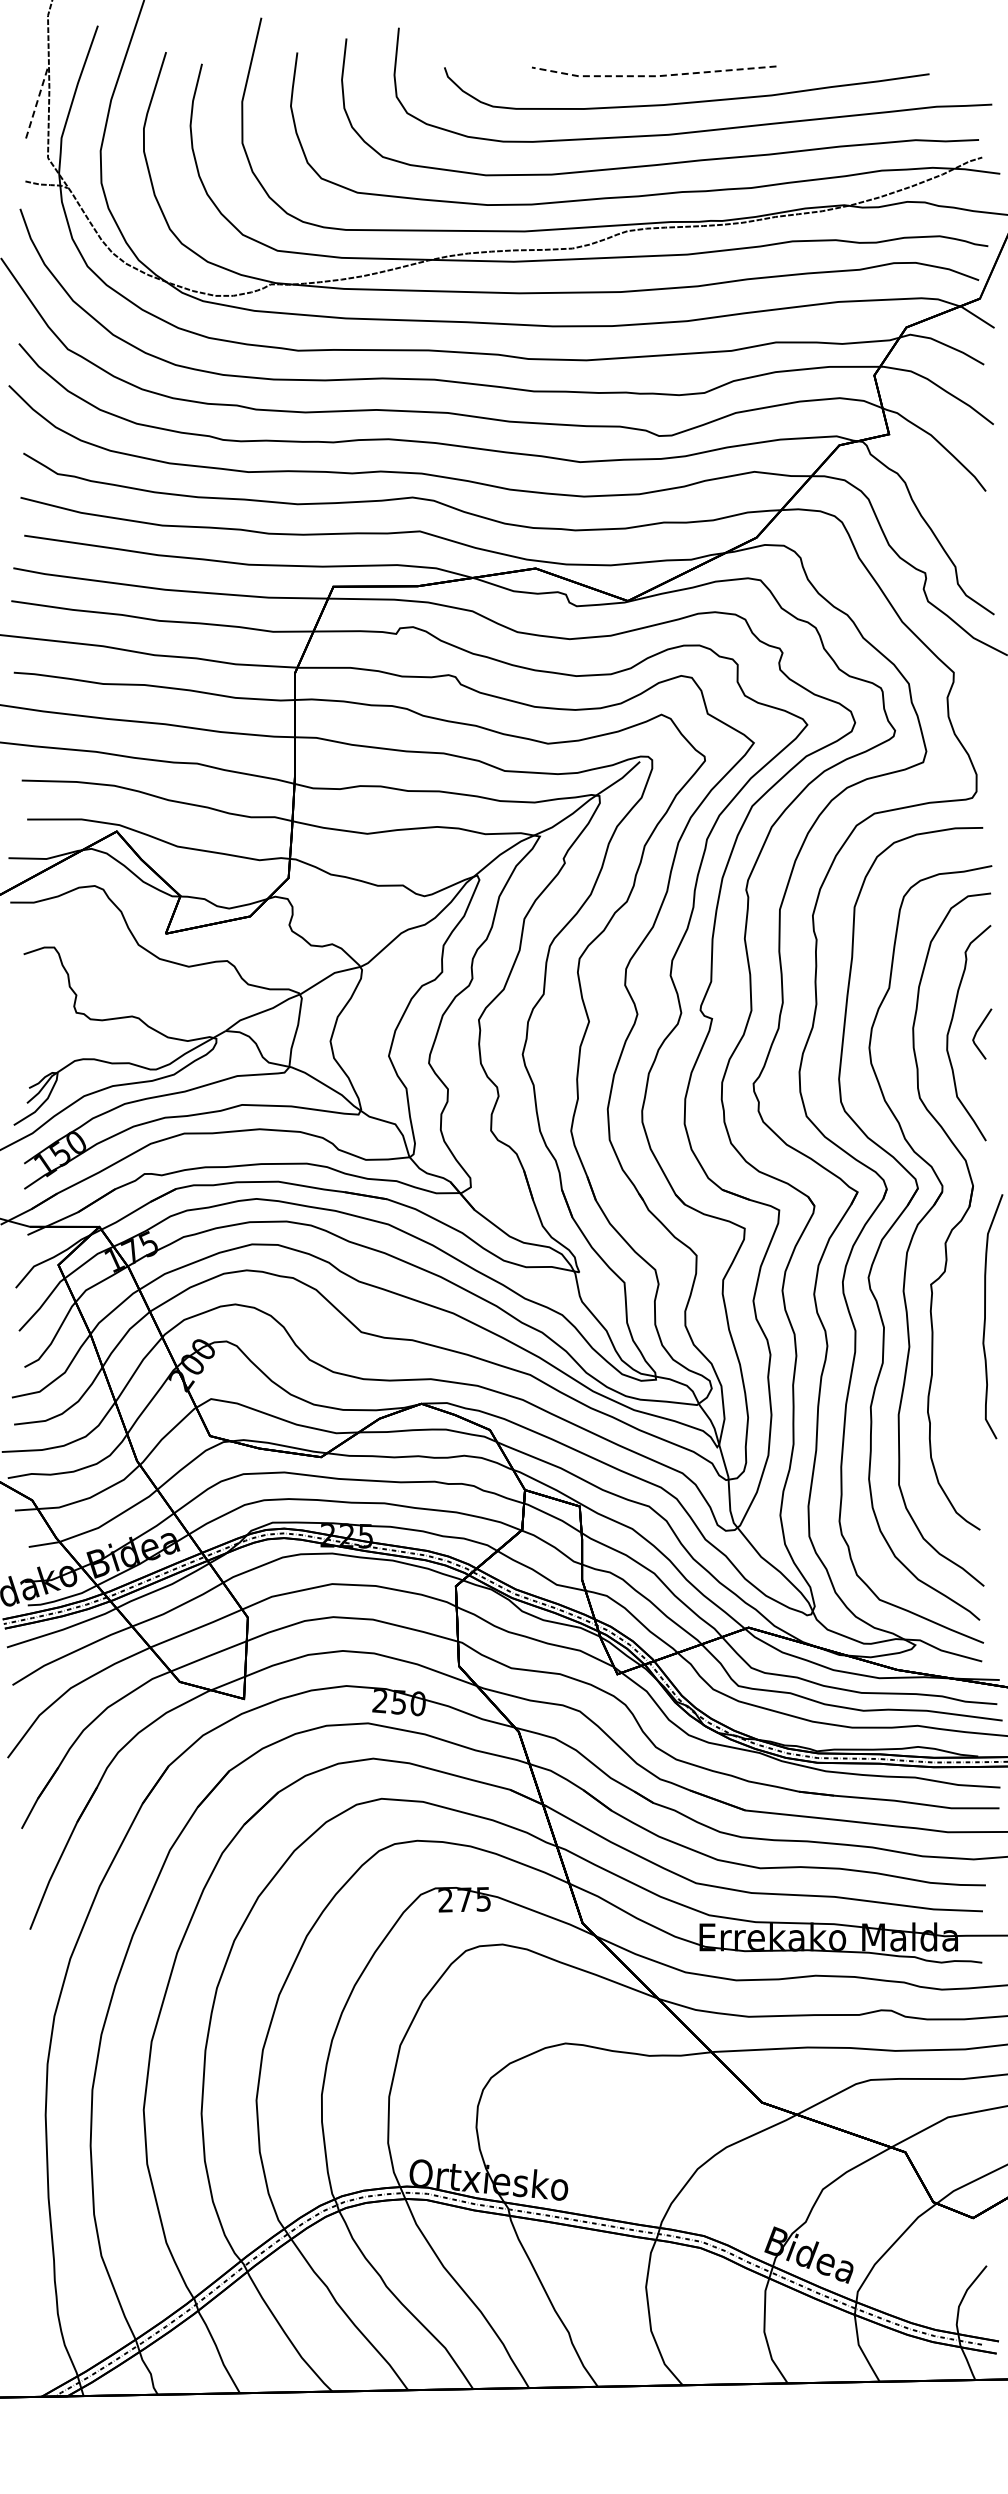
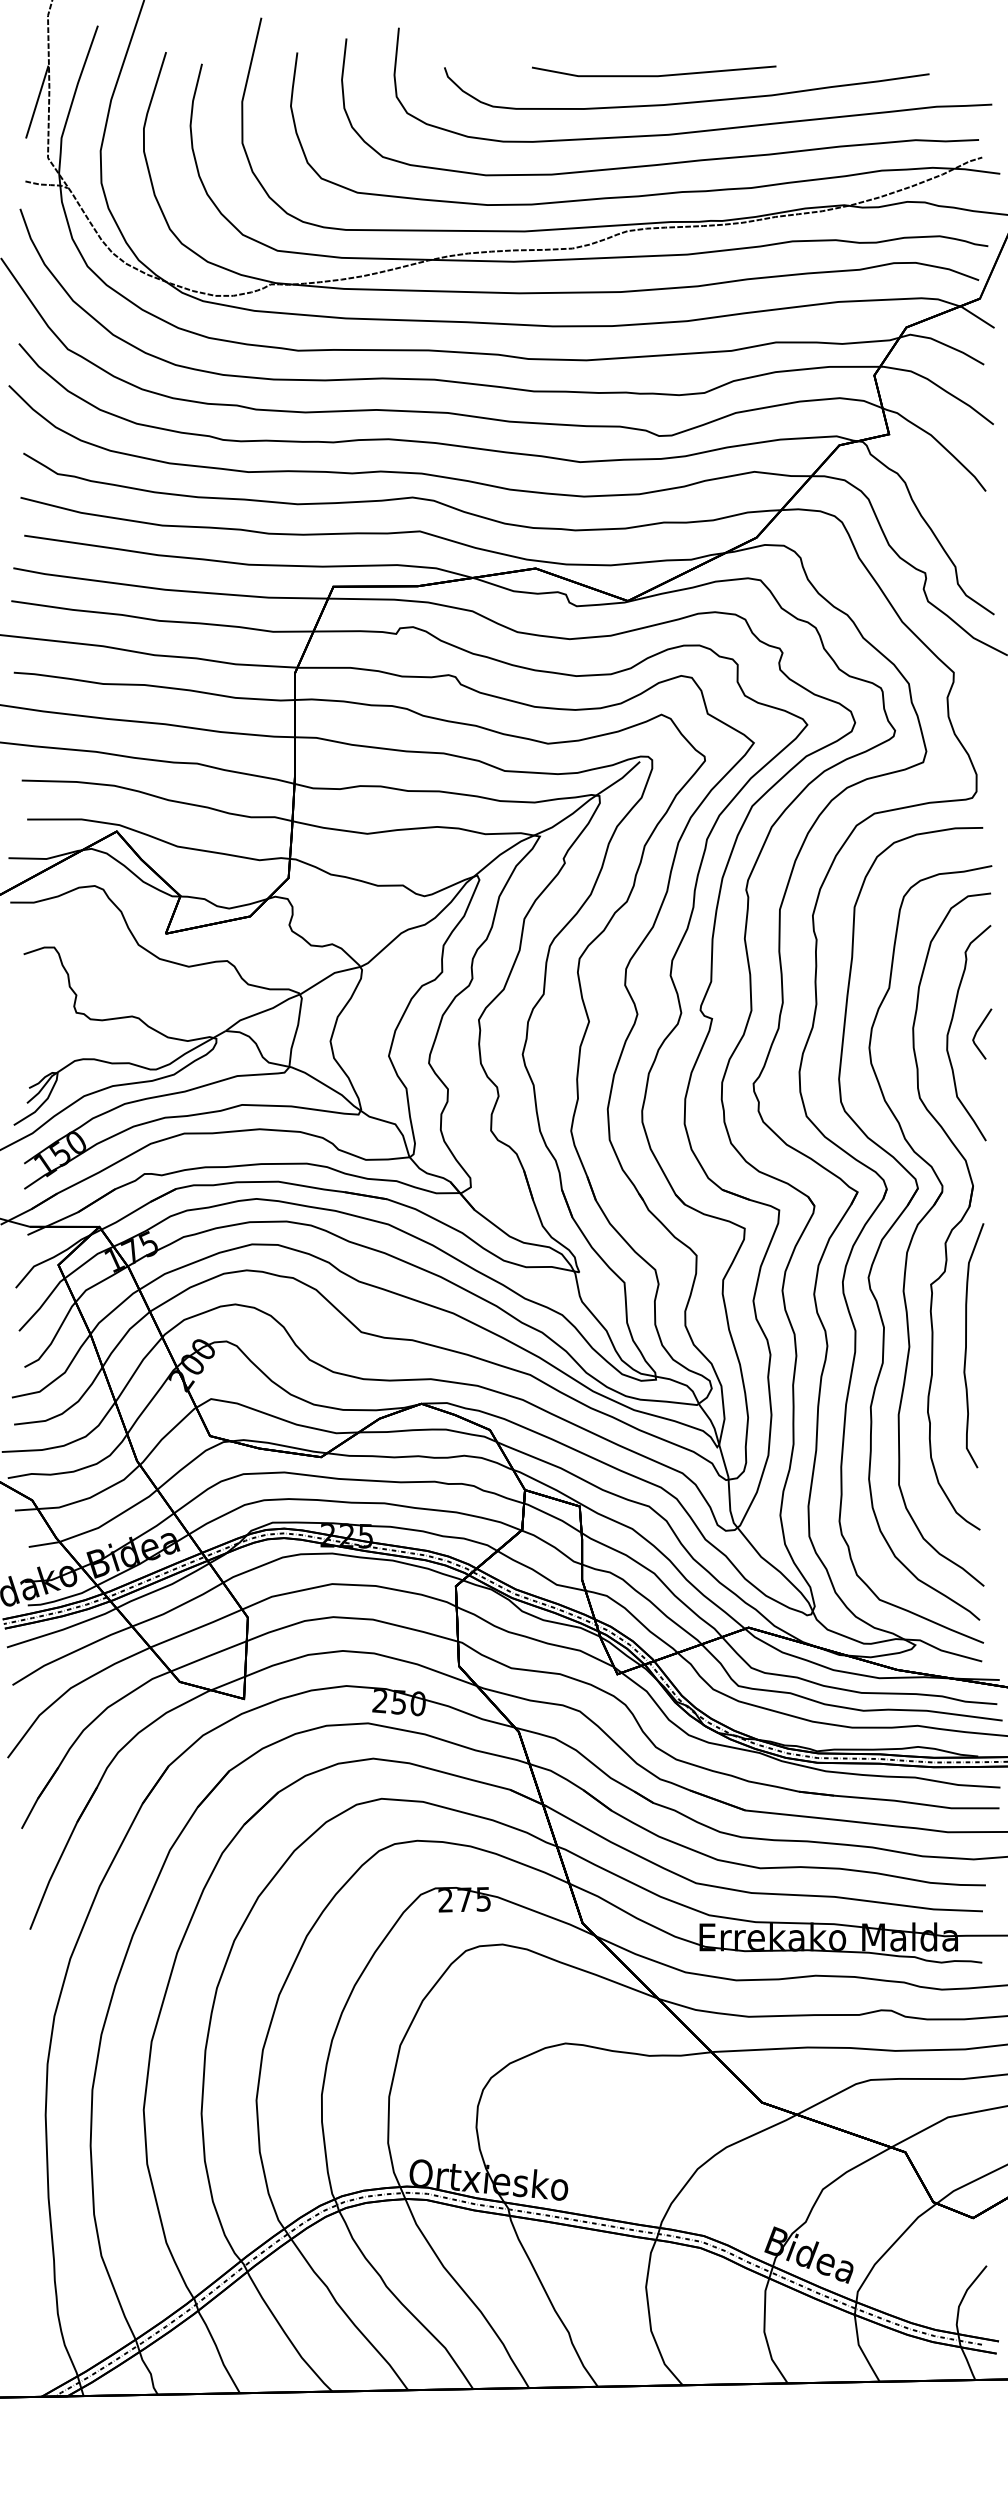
line: dashed -> solid (652, 76)
line: dashed -> solid (37, 101)
curve position: (985, 1316) -> (966, 1345) (966, 1345)
